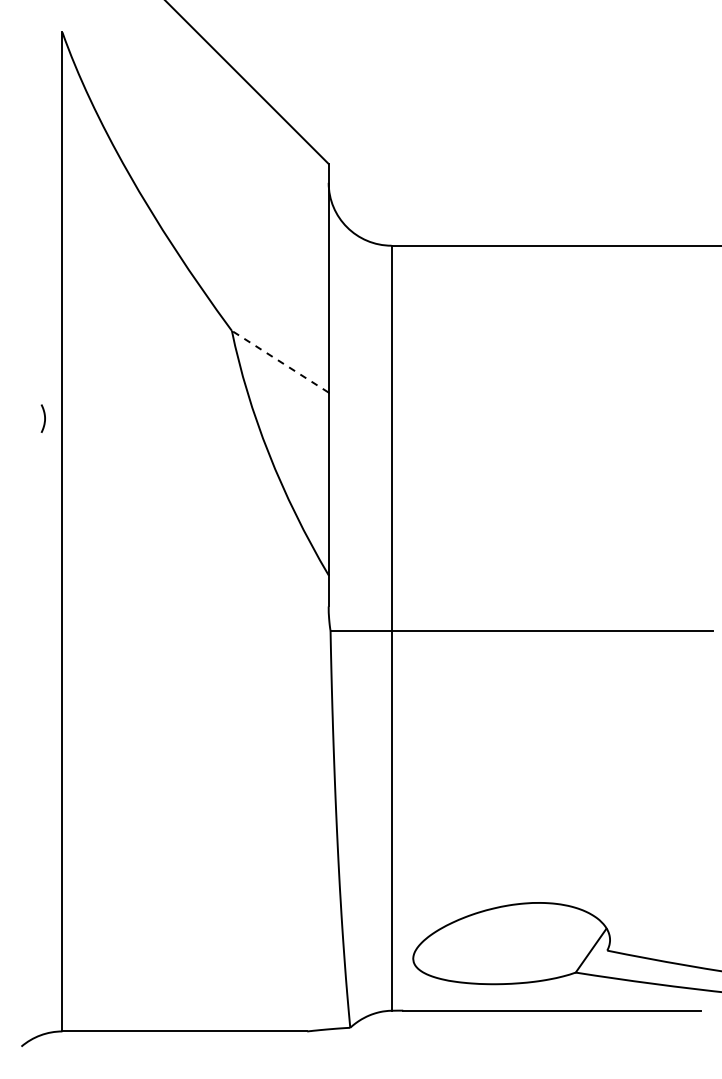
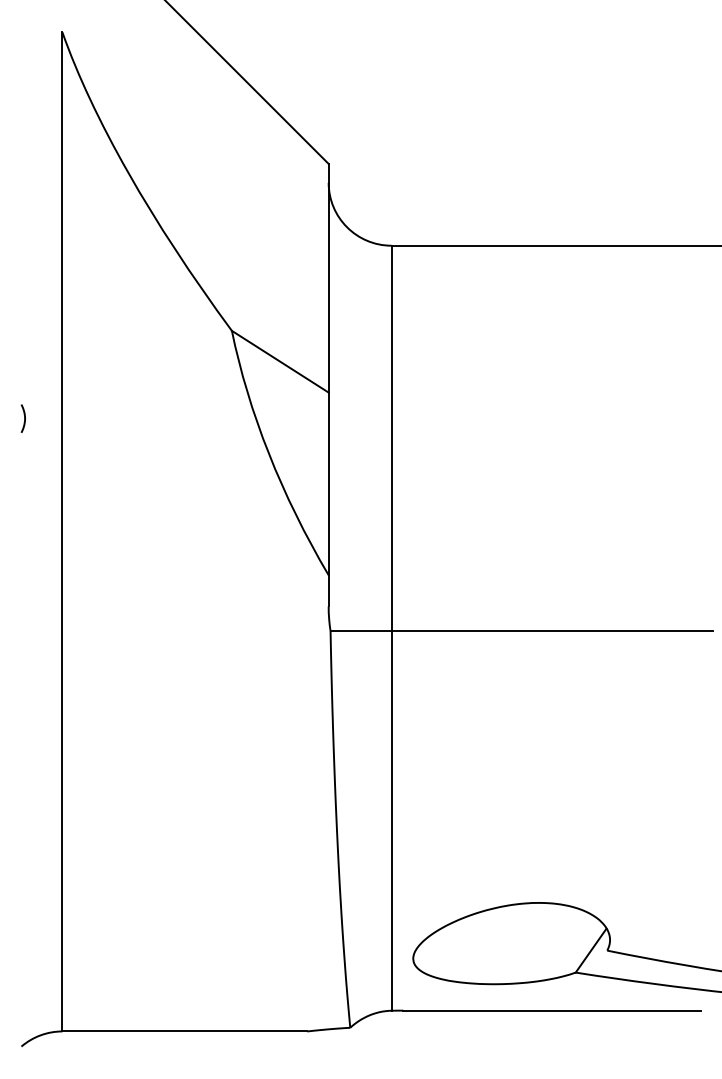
line: dashed -> solid (279, 361)
curve position: (44, 418) -> (24, 418) (24, 418)
